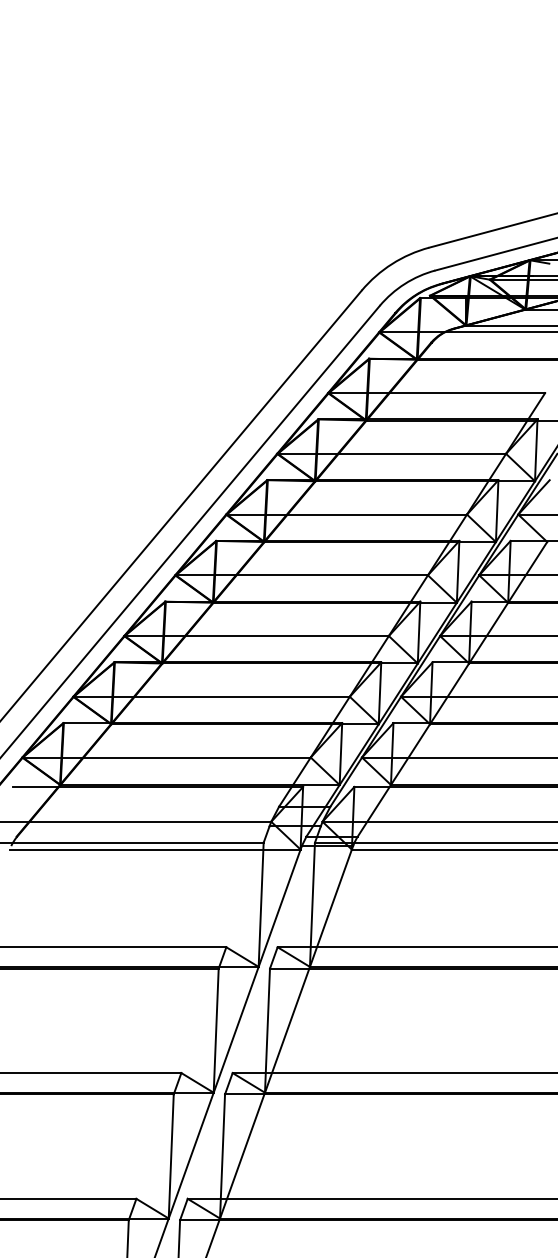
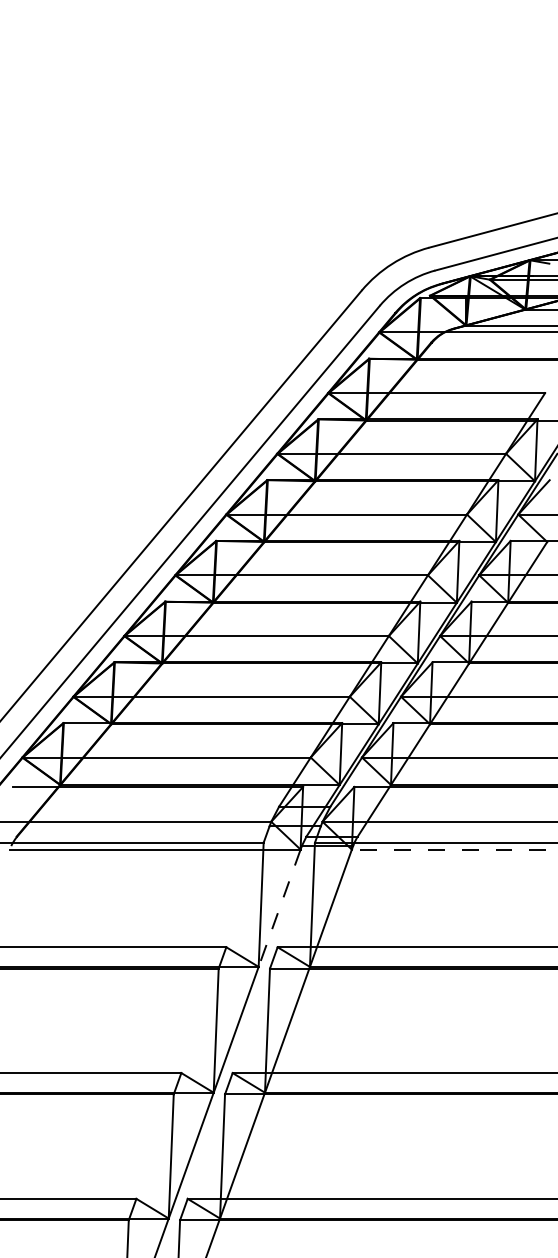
line: solid -> dashed (454, 849)
line: solid -> dashed (279, 908)
